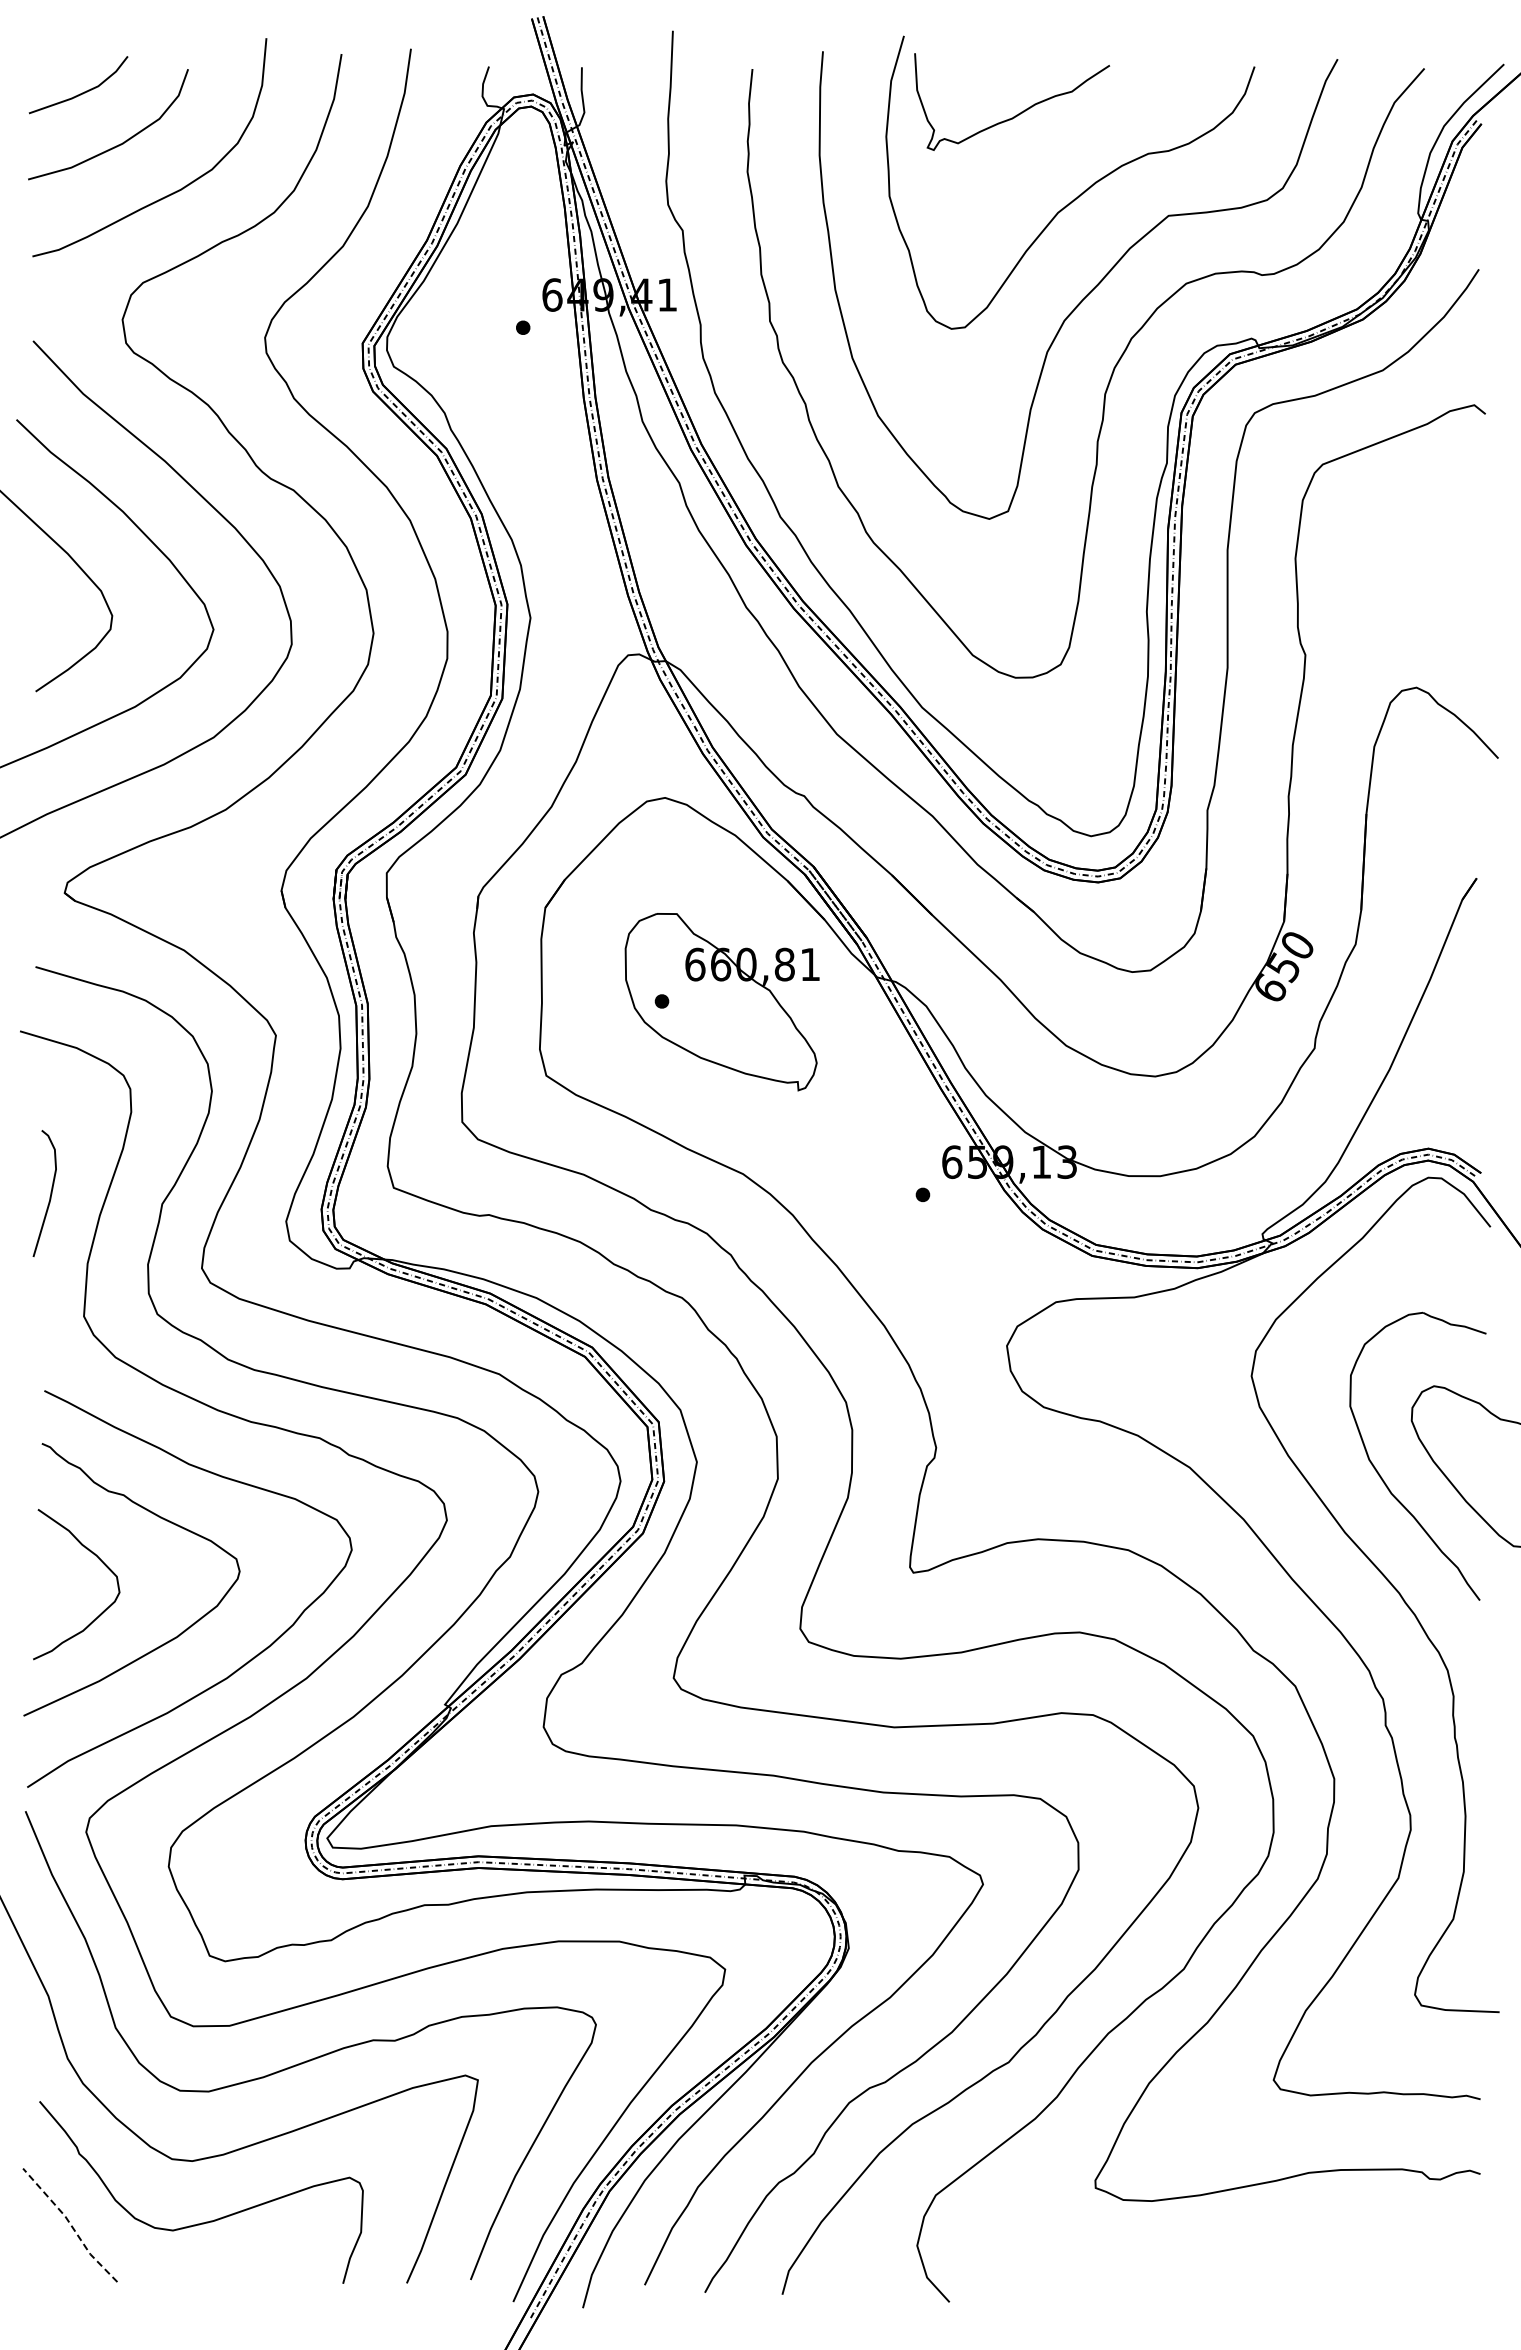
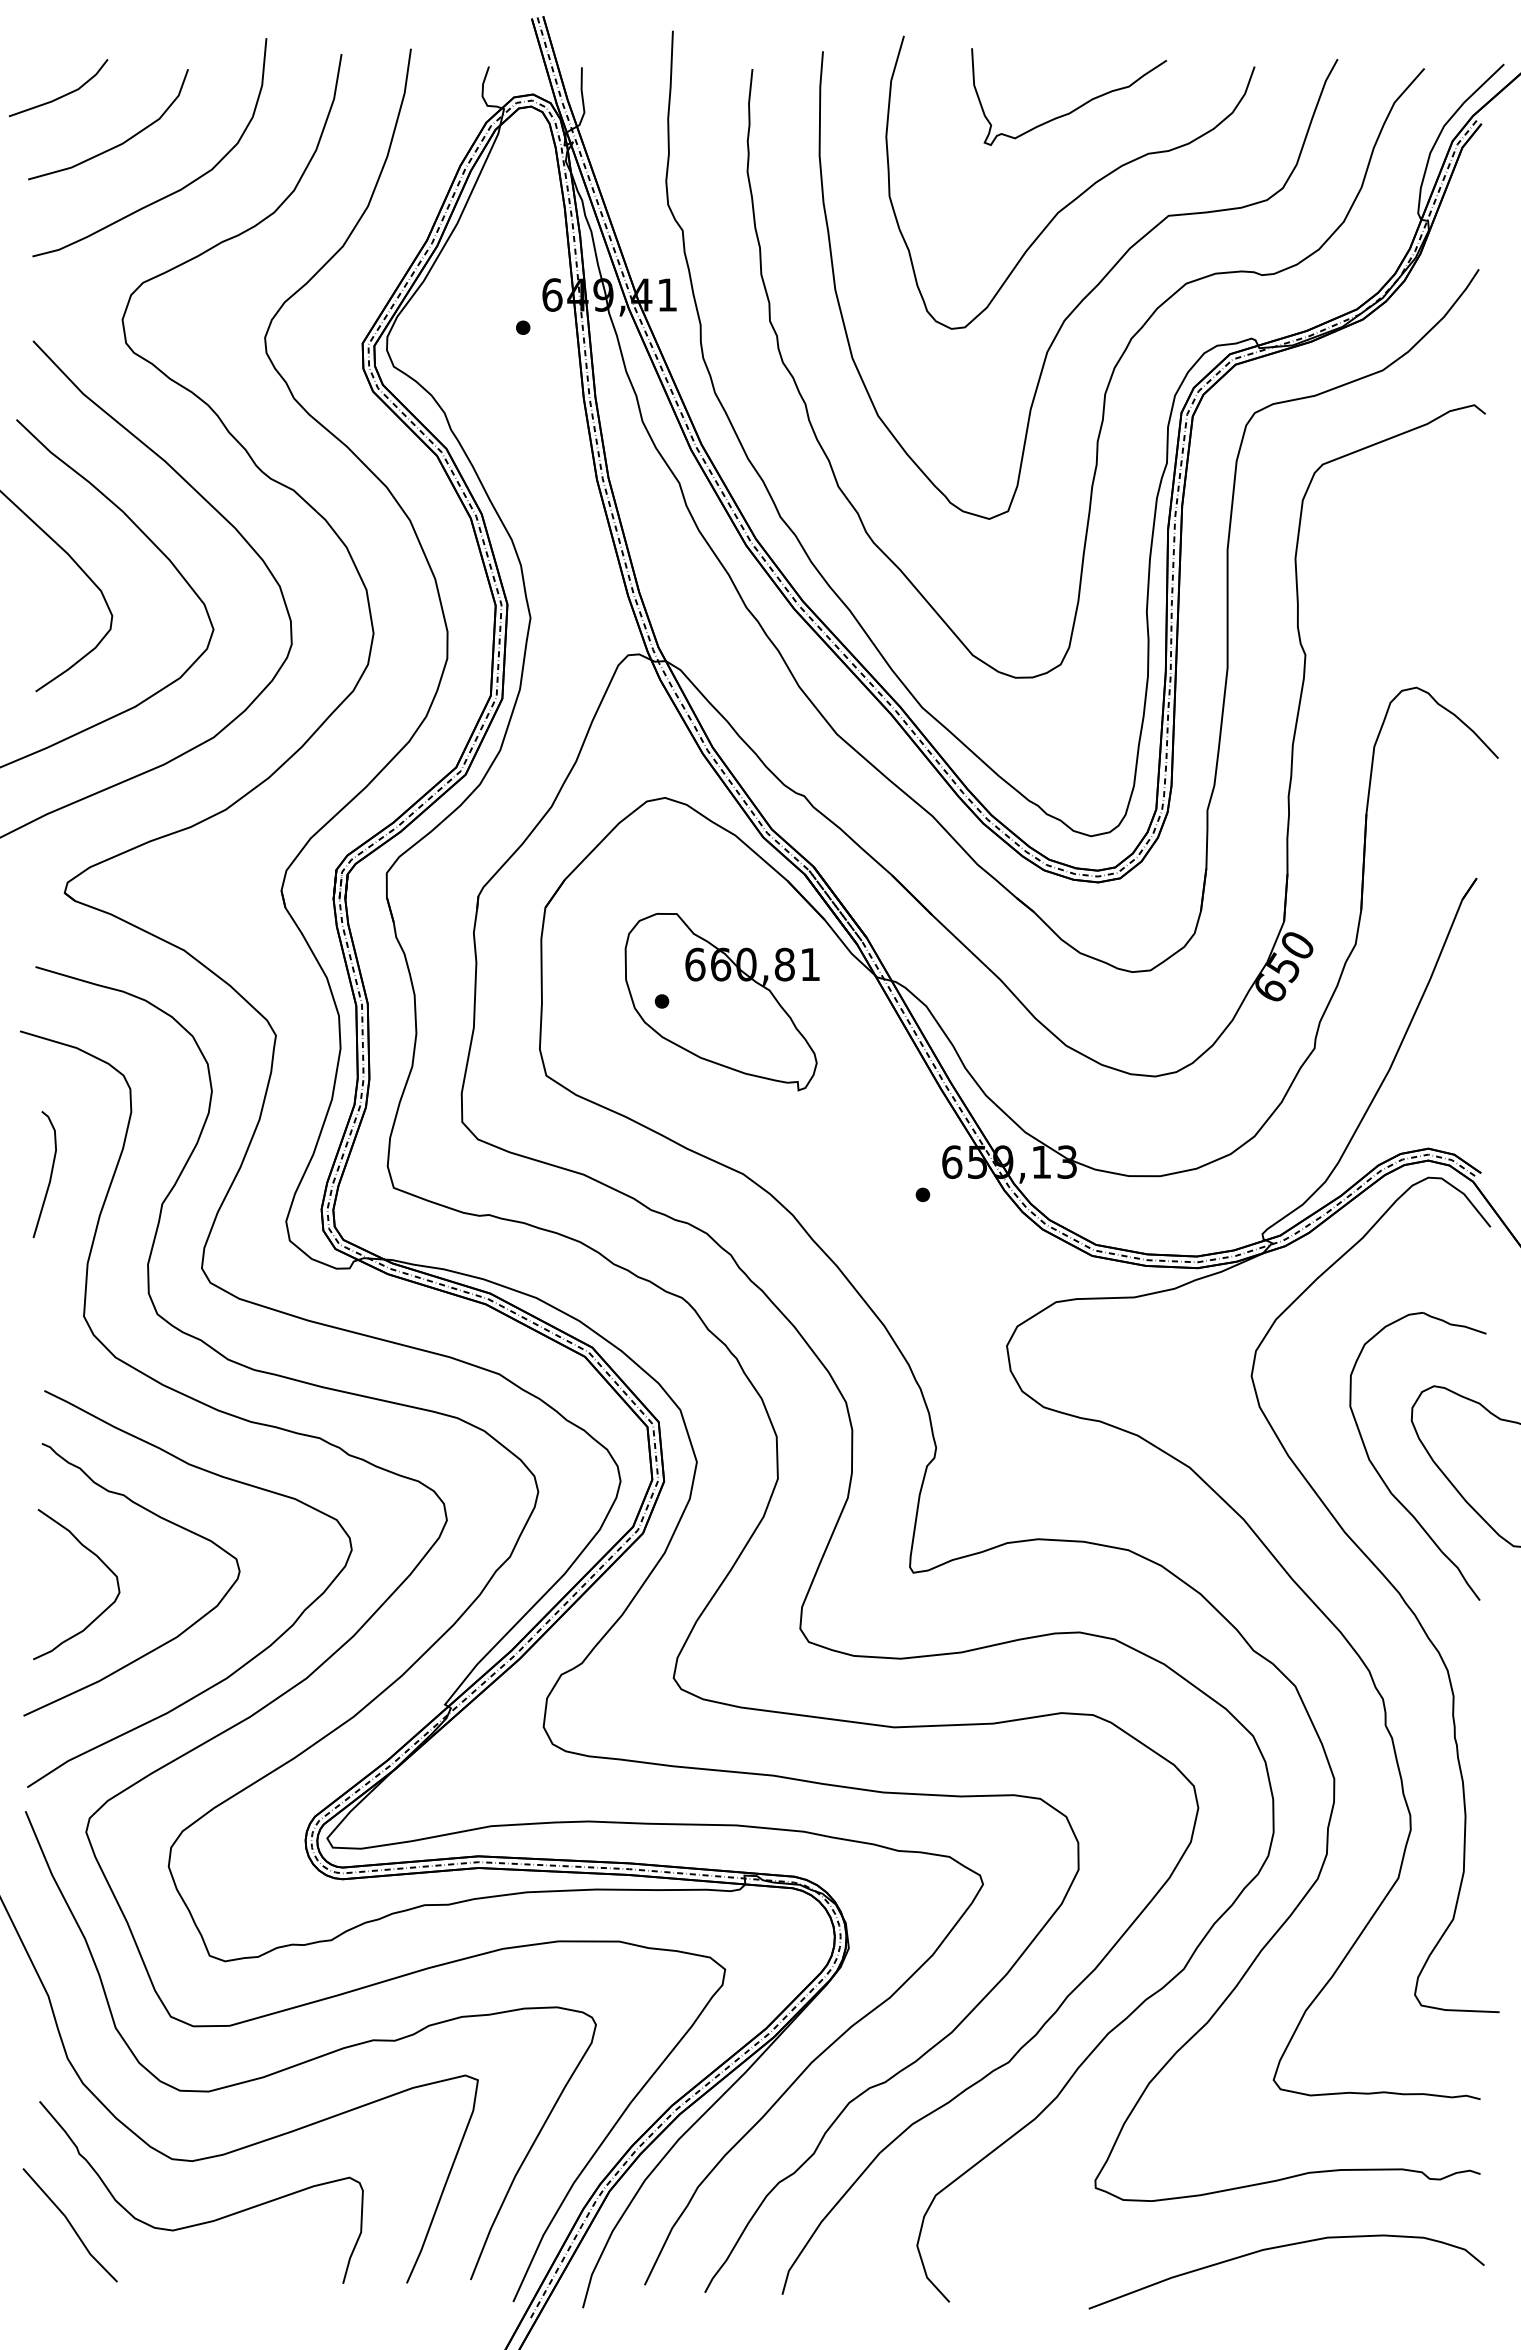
line position: (82, 92) -> (62, 95) (62, 95)
curve position: (1018, 113) -> (1075, 108) (1075, 108)
curve position: (49, 1196) -> (49, 1177) (49, 1177)
line: dashed -> solid (70, 2224)
curve: none -> present (1282, 2247)
